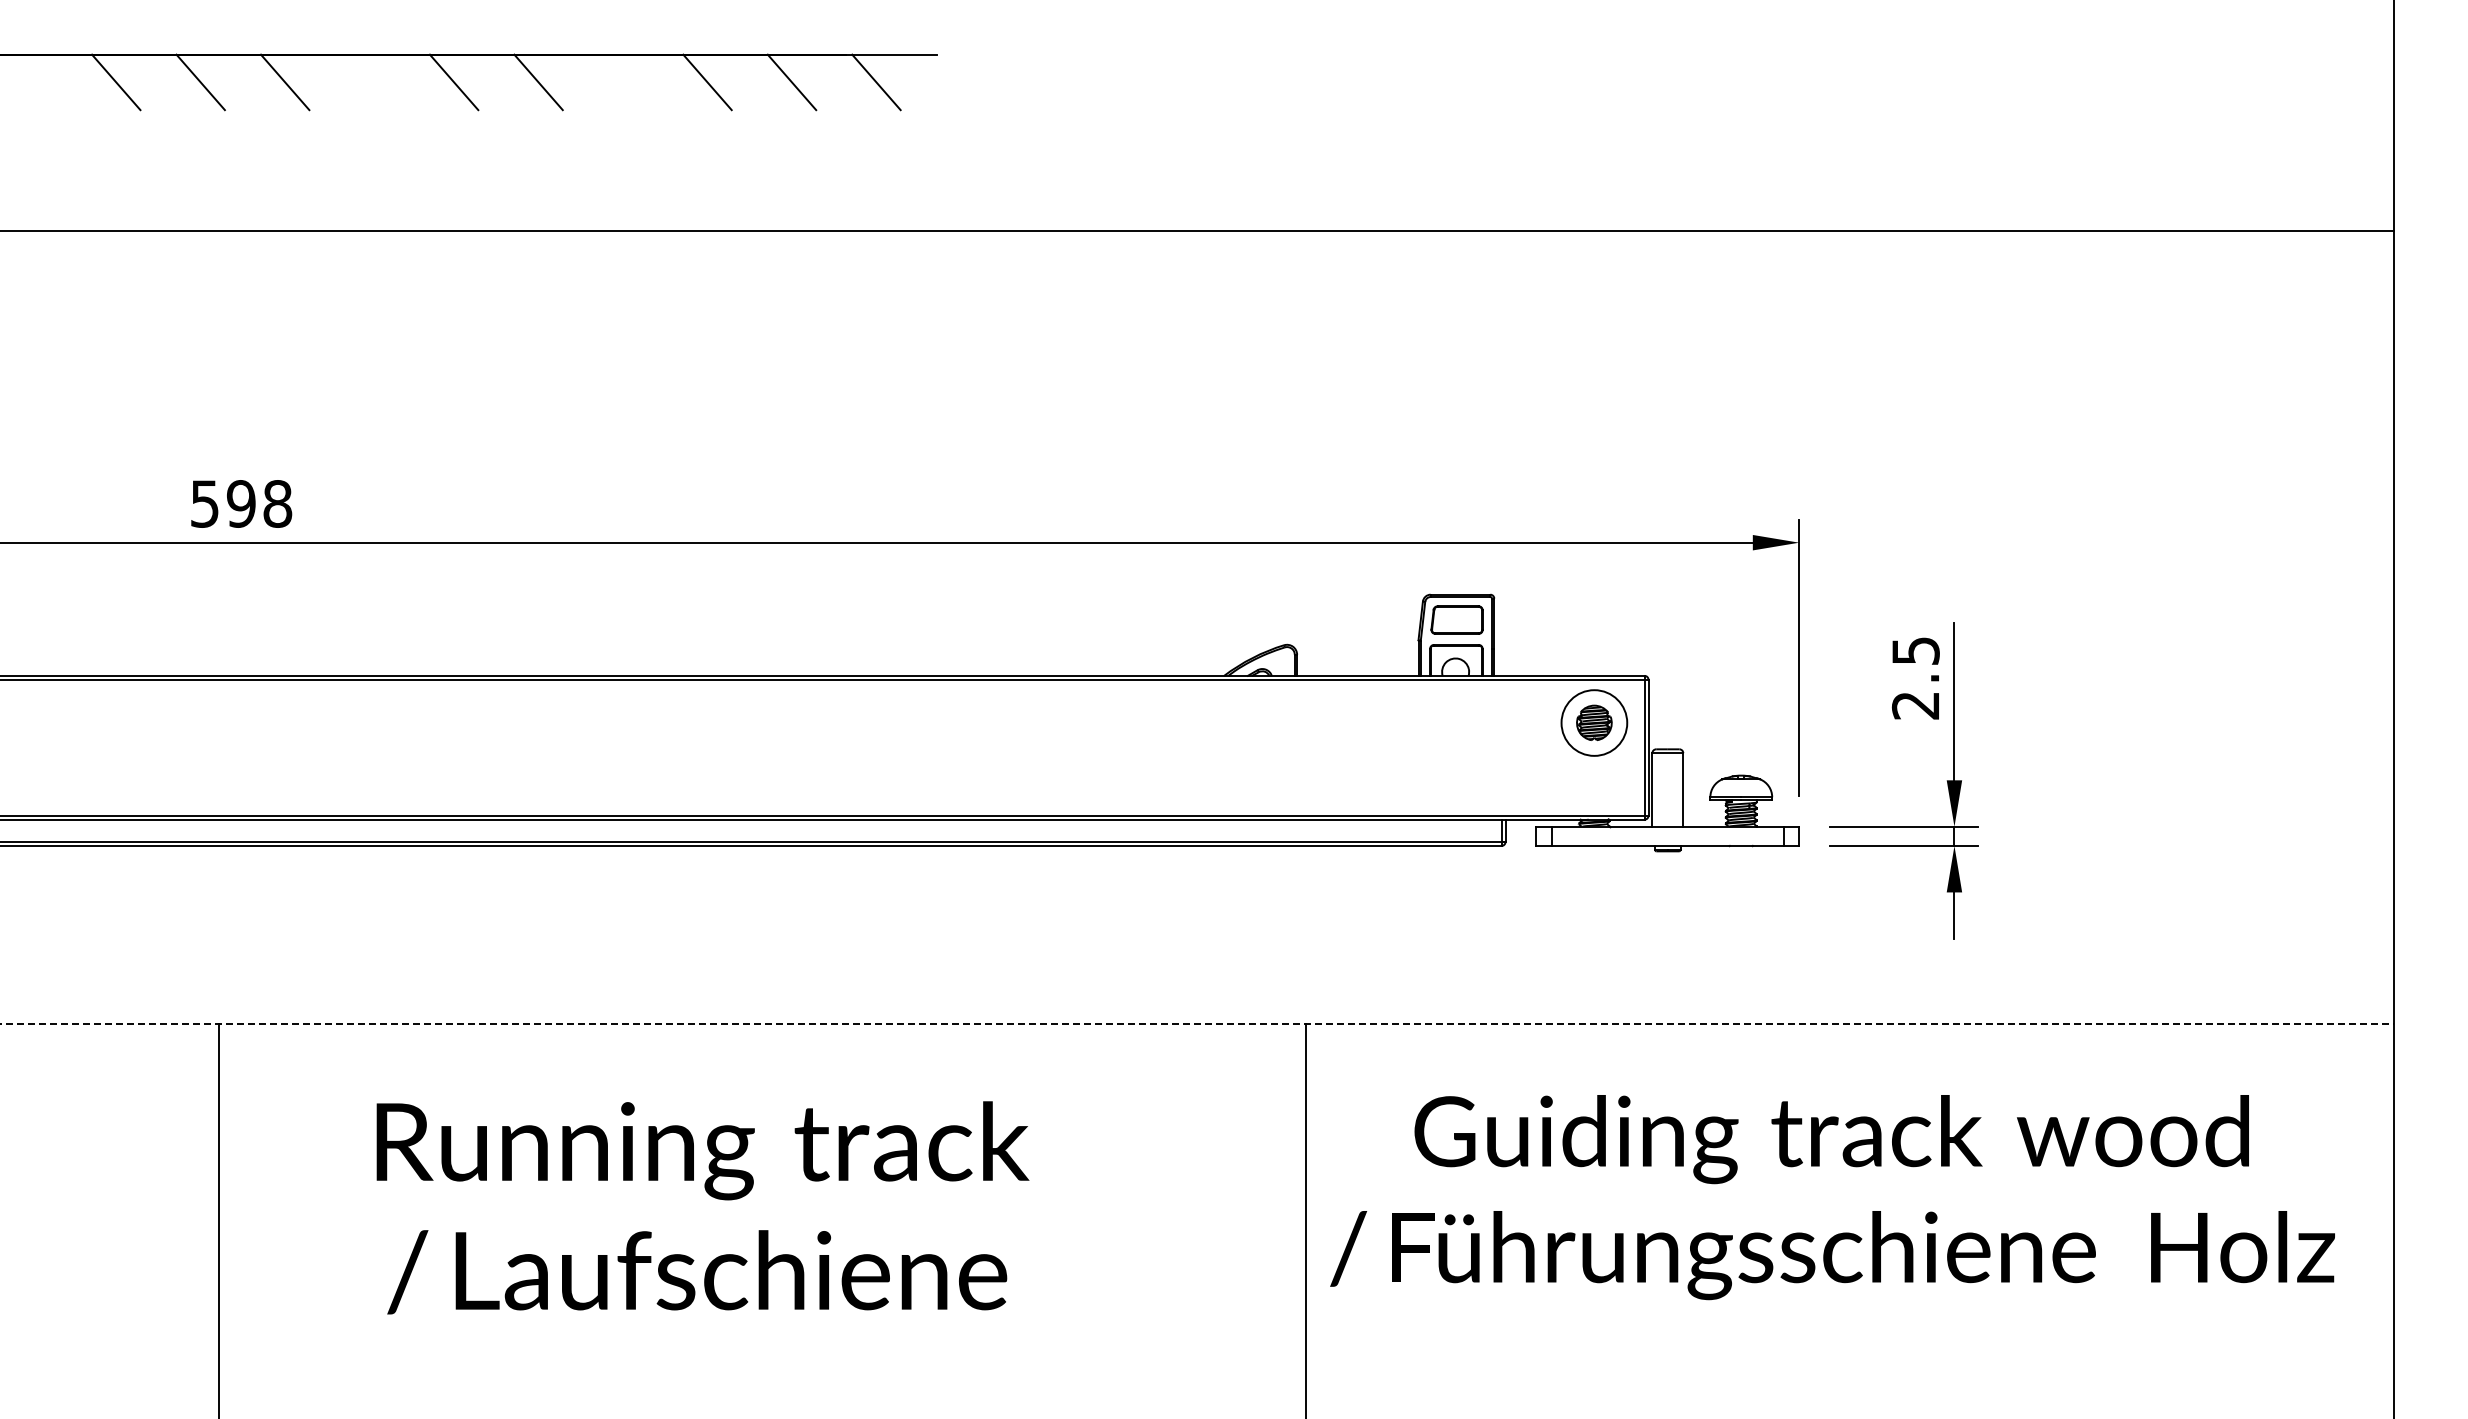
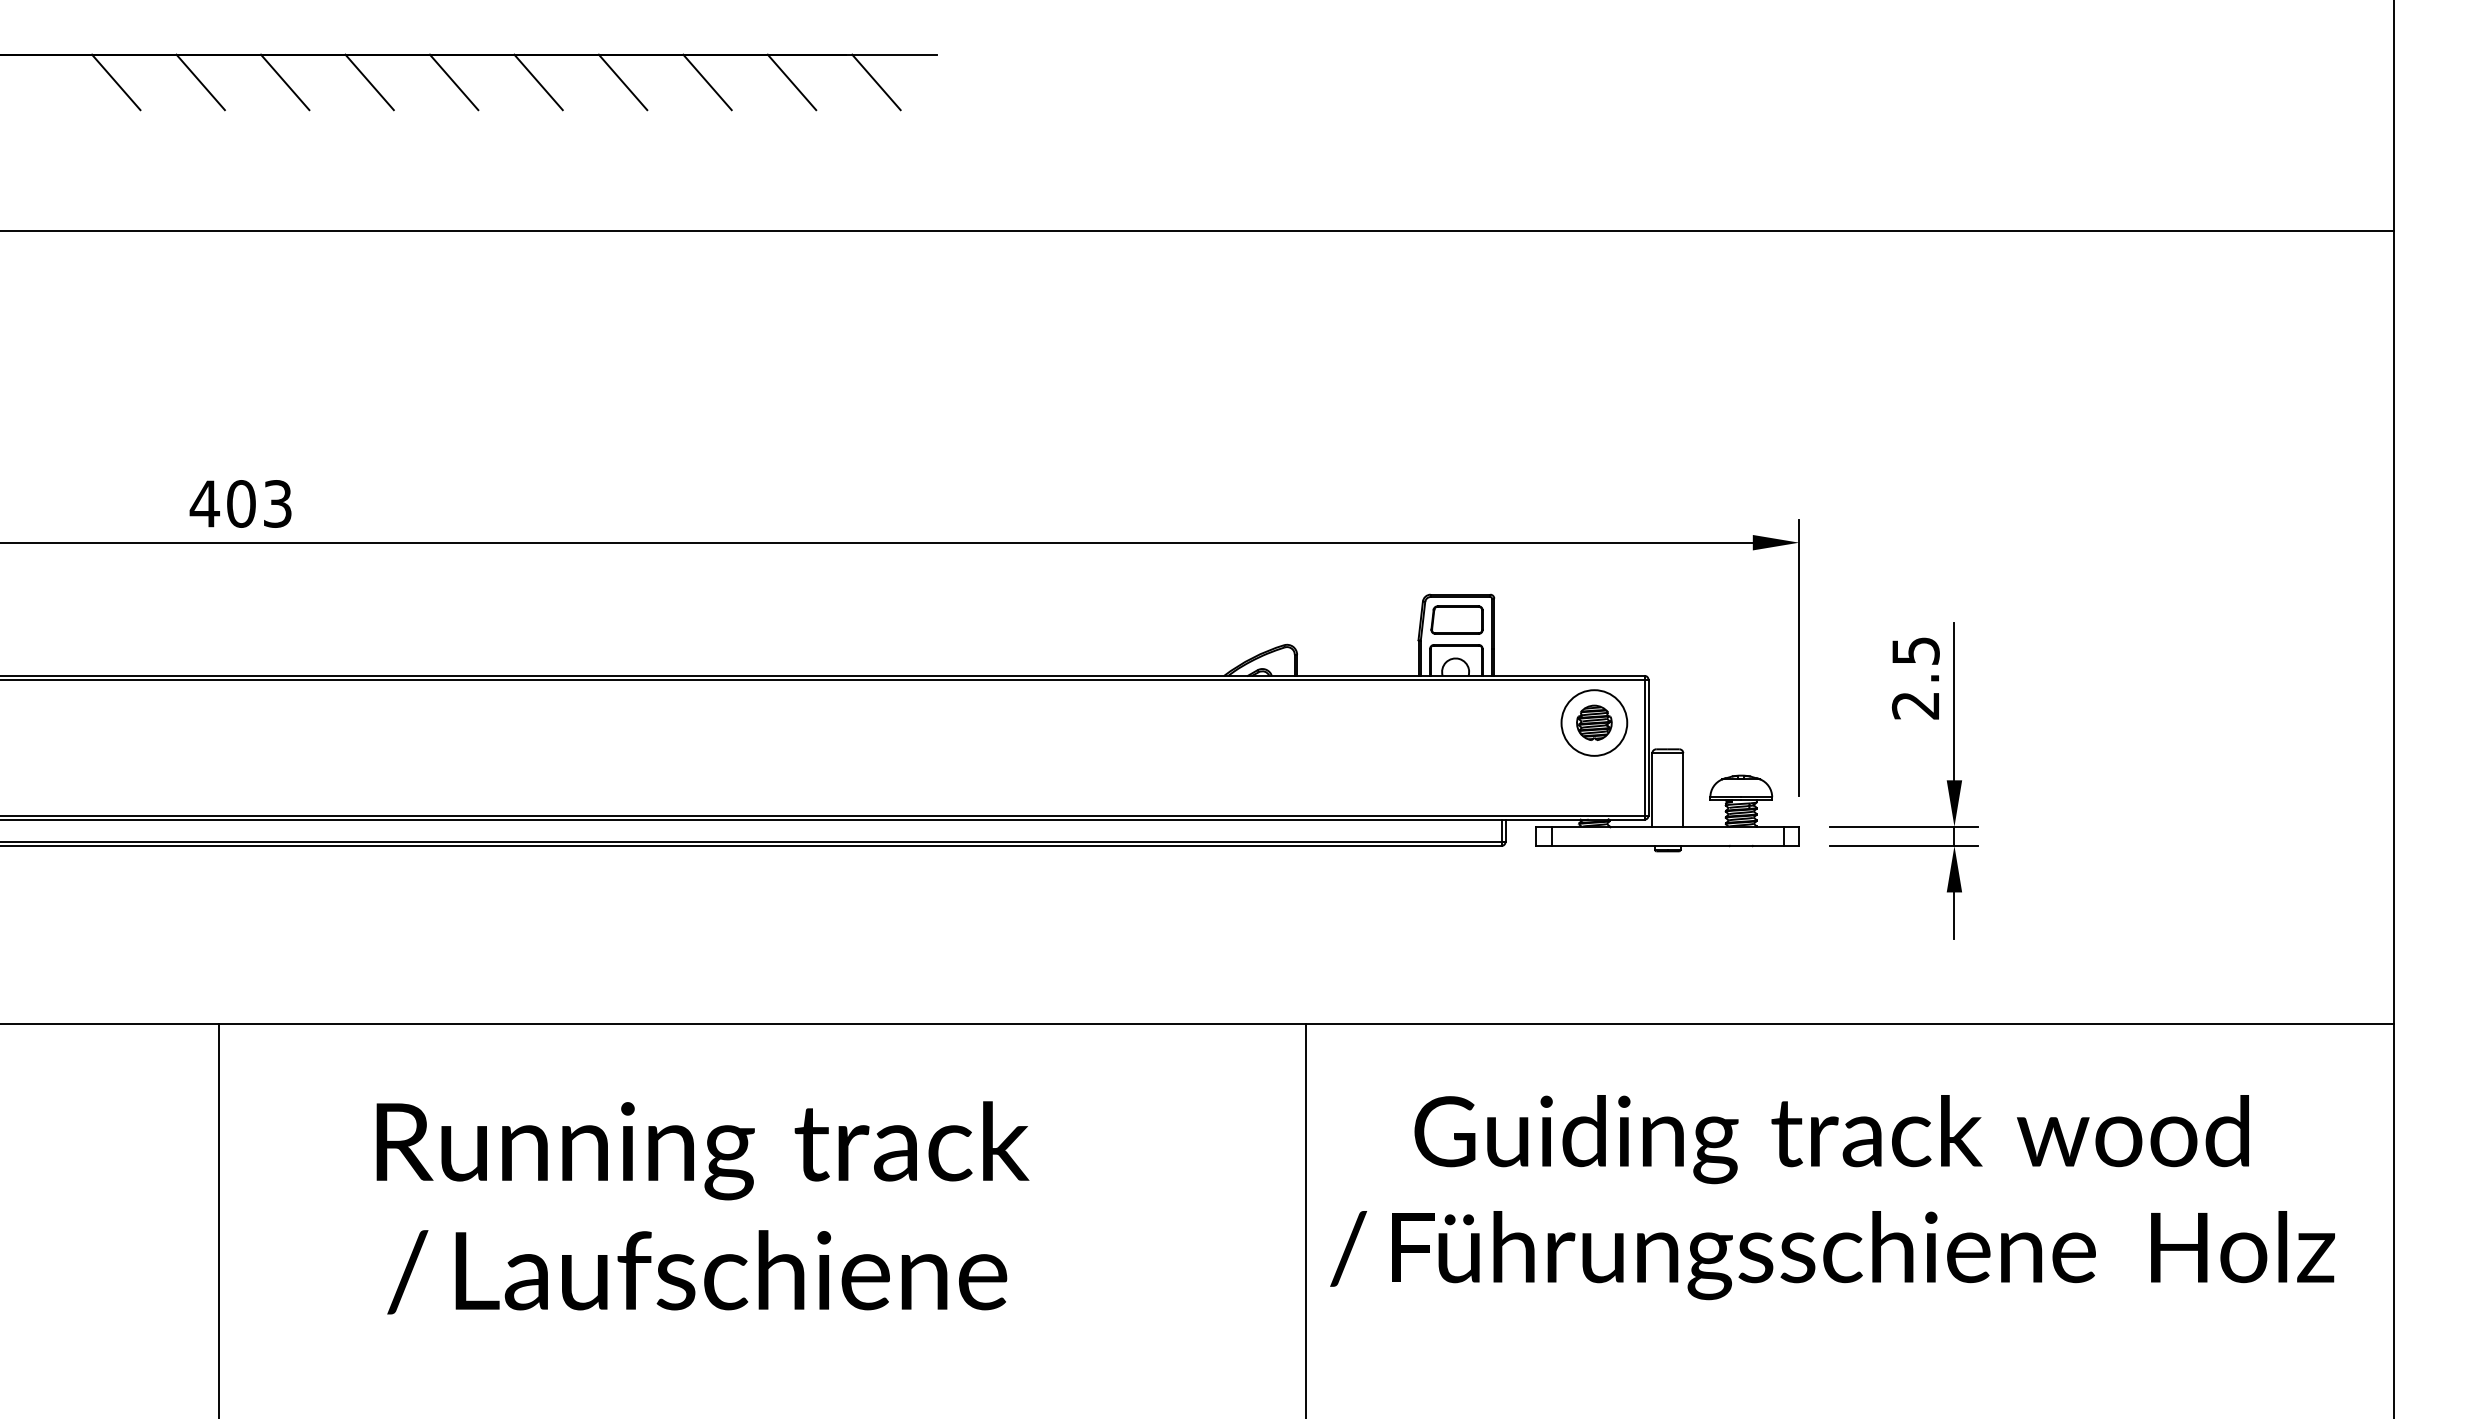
line: none -> present (369, 82)
line: none -> present (622, 82)
text: 598 -> 403 (240, 503)
line: dashed -> solid (1196, 1024)
